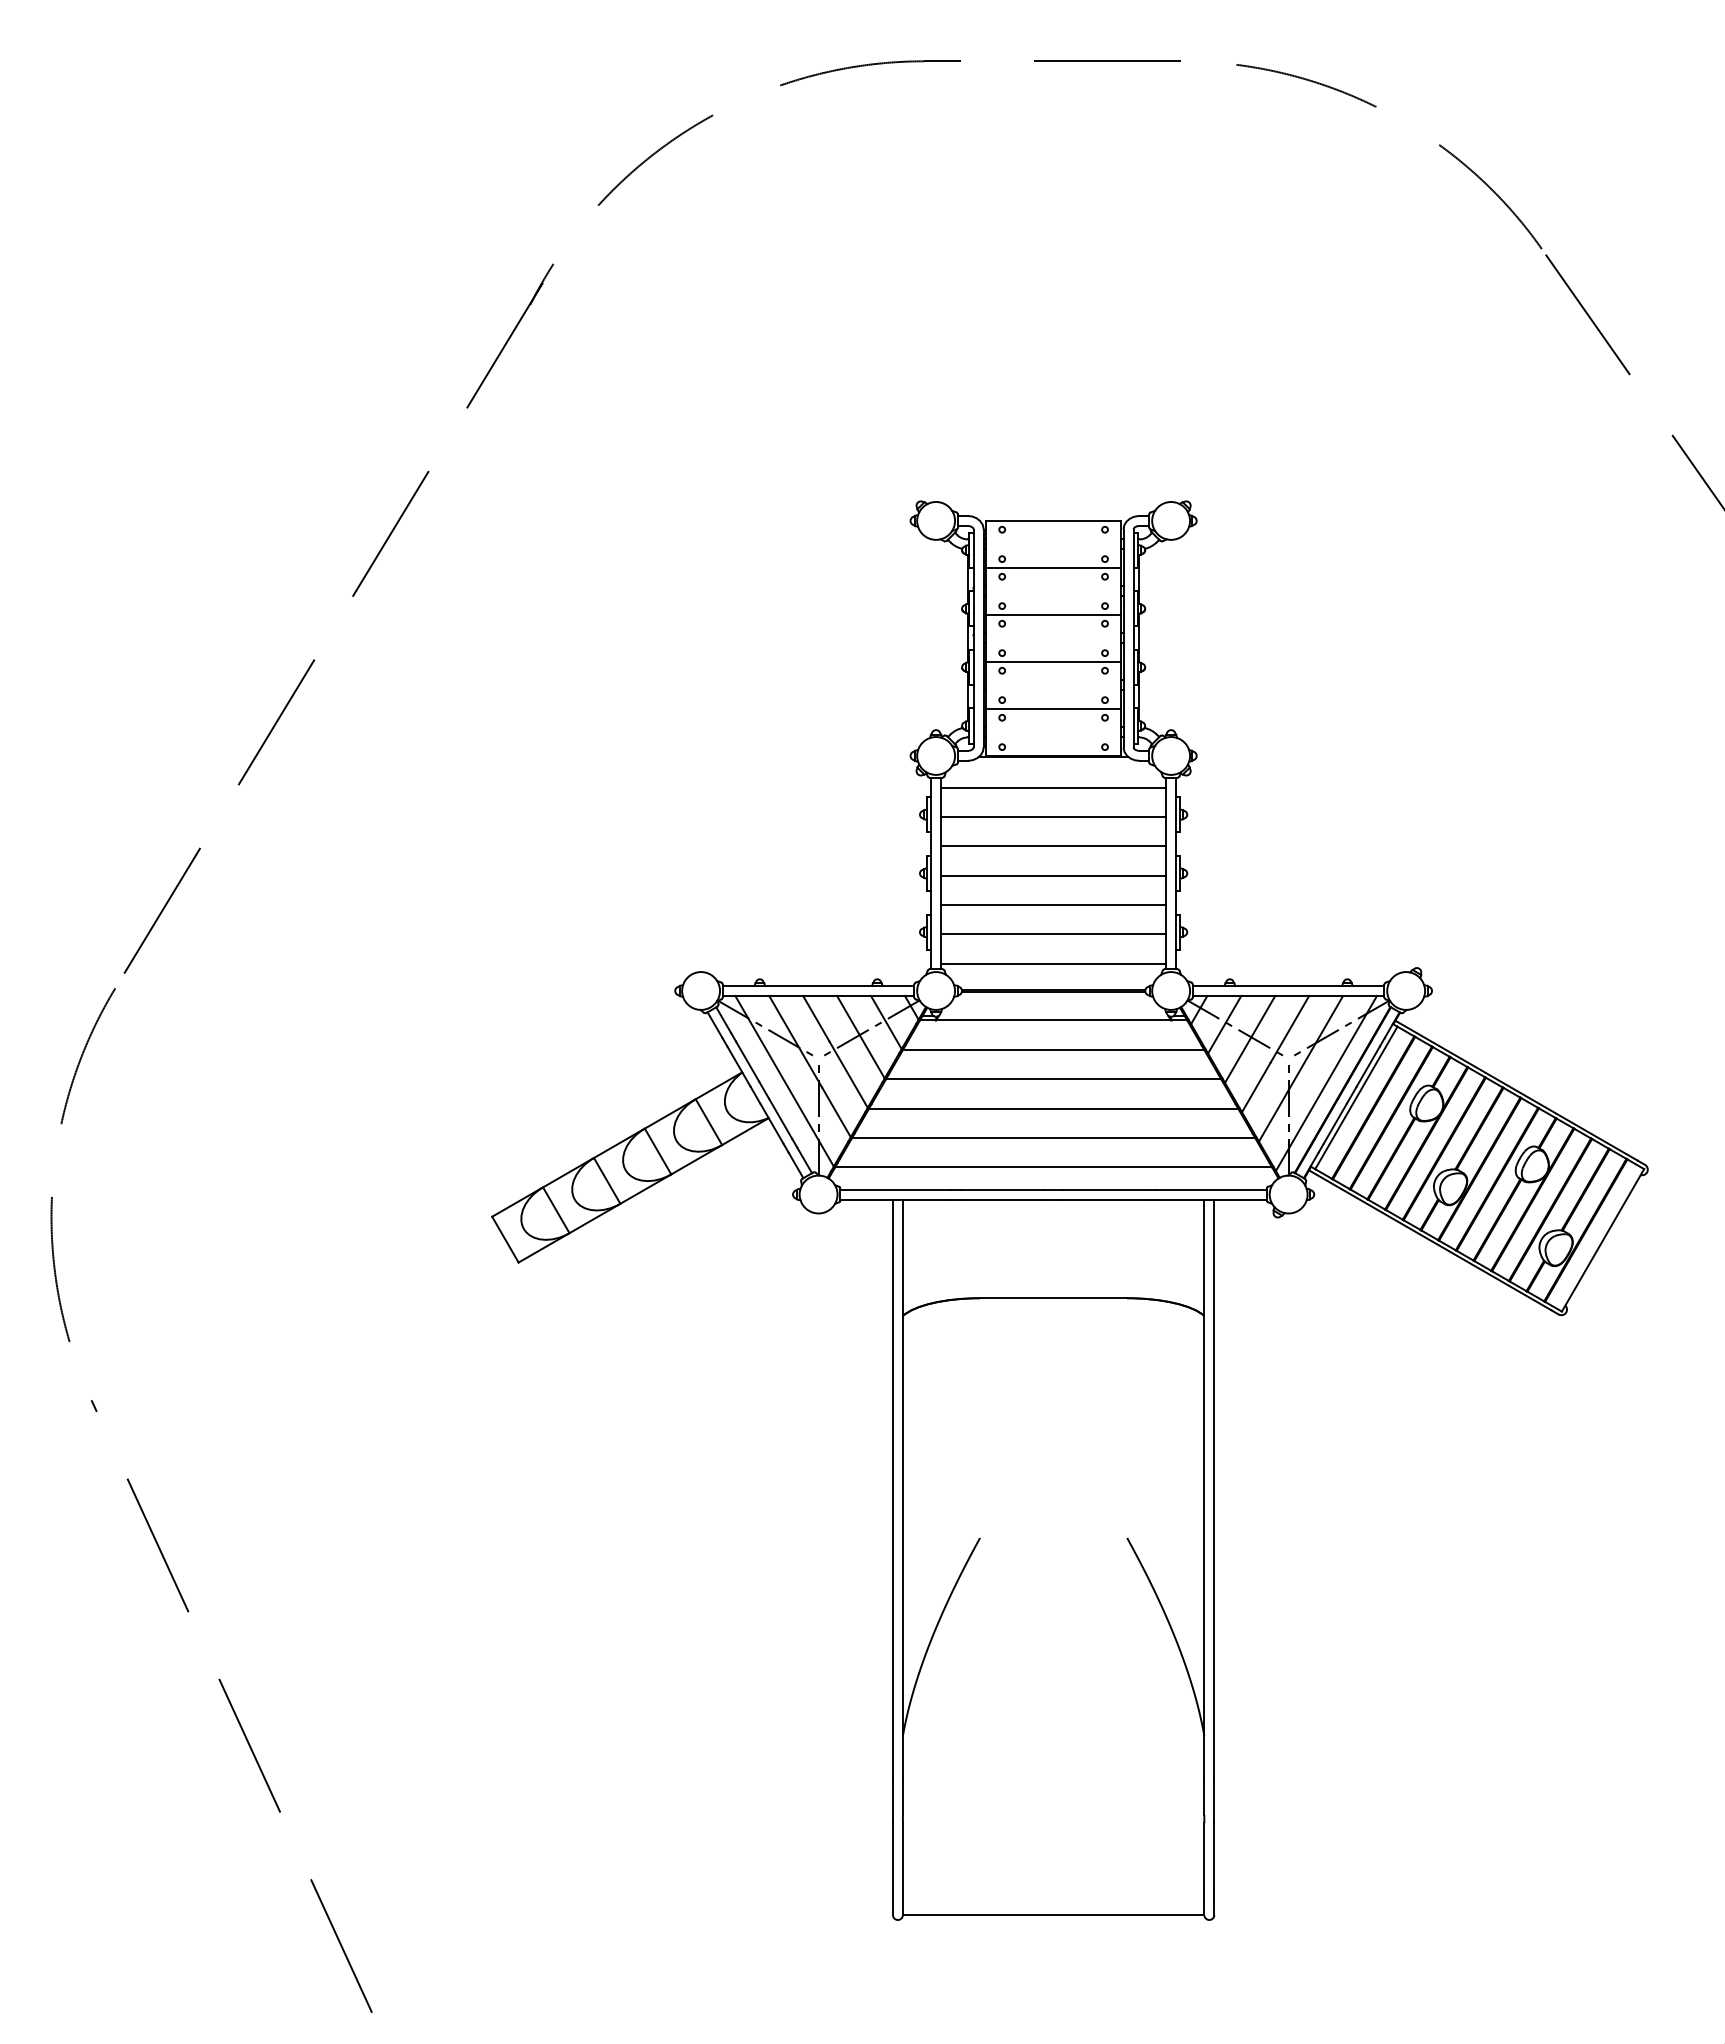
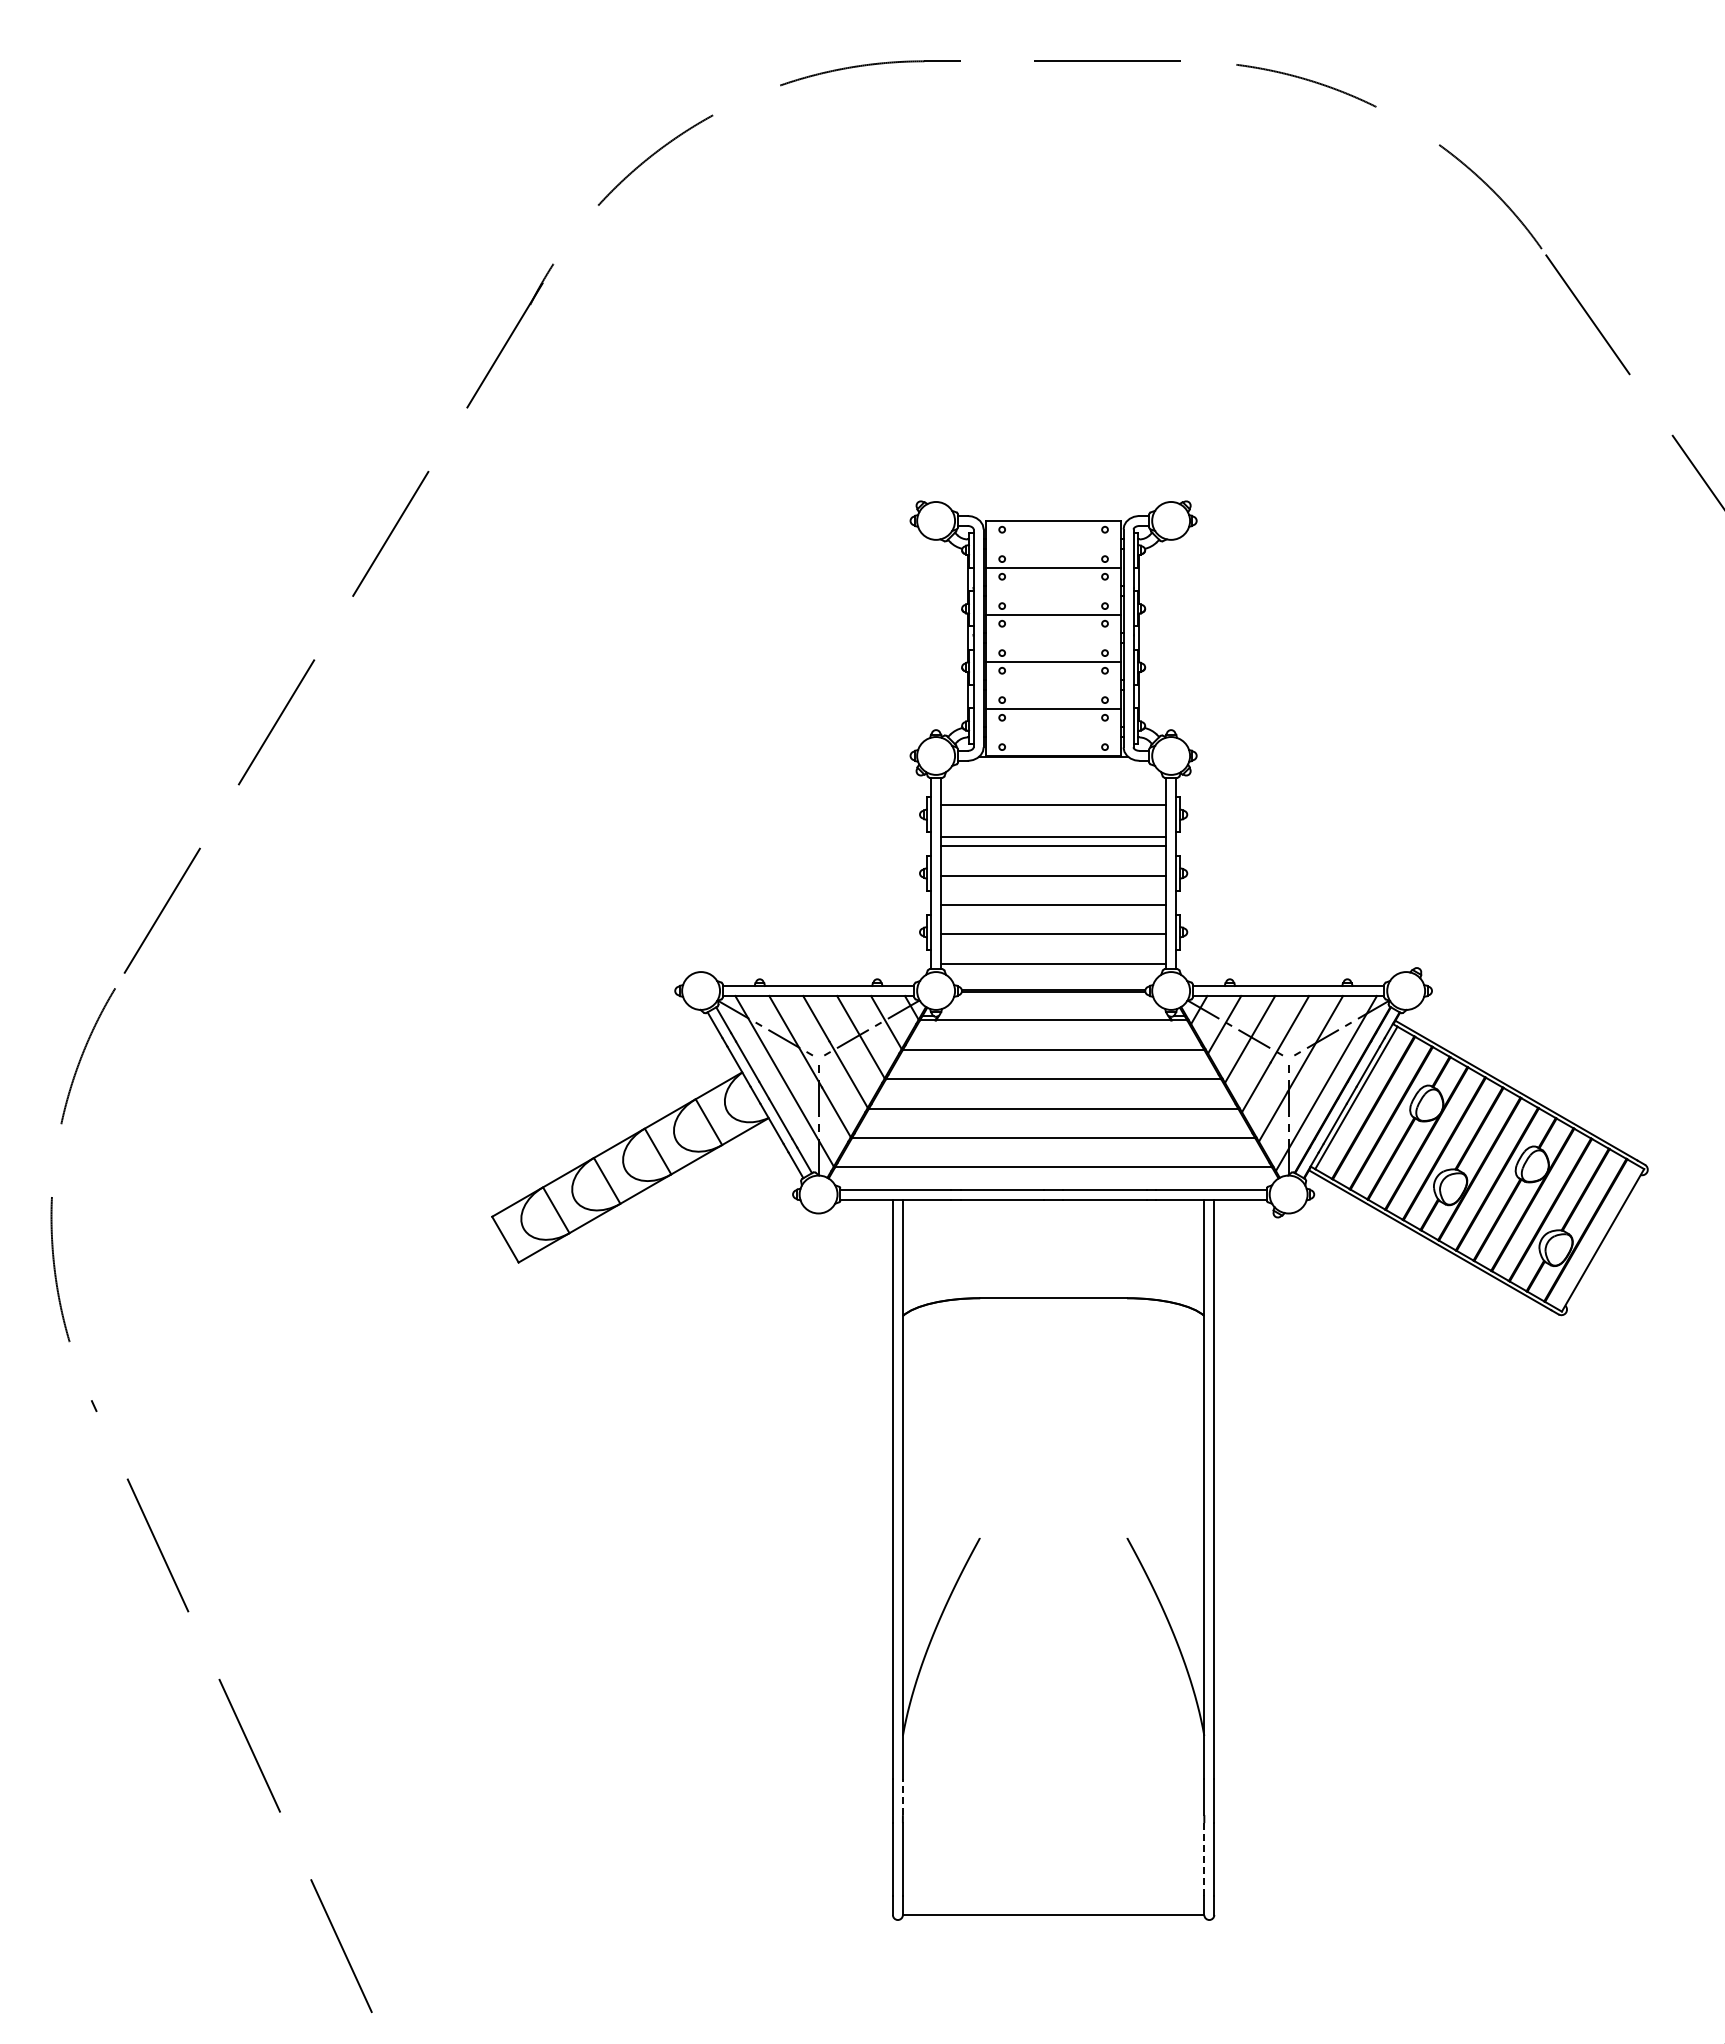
line position: (1053, 787) -> (1053, 804) (1053, 804)
line position: (1053, 816) -> (1053, 836) (1053, 836)
line: solid -> dashed (902, 1796)
line: solid -> dashed (1204, 1859)
